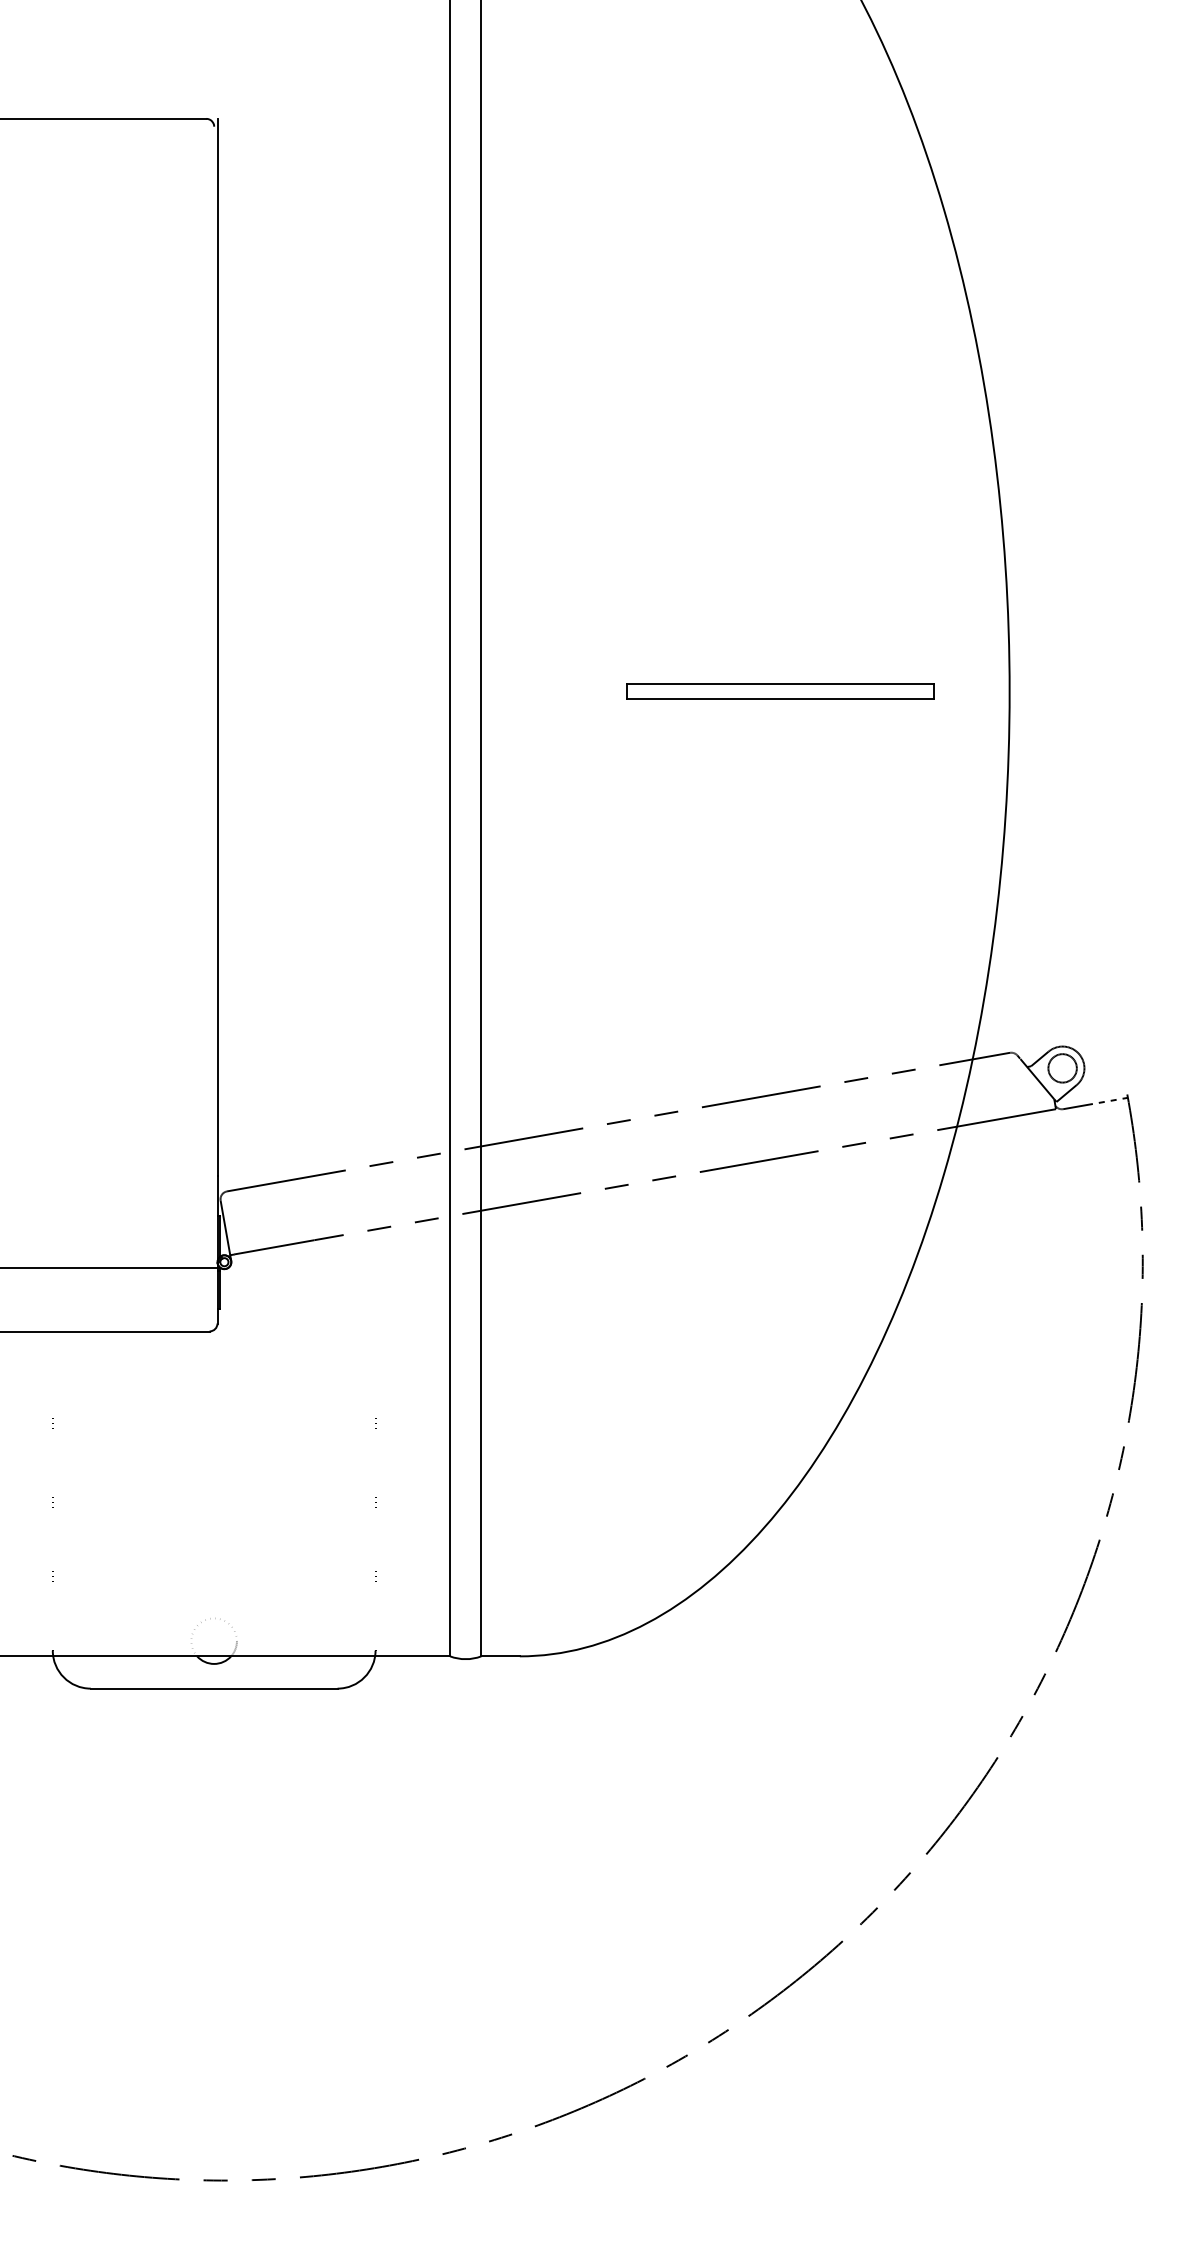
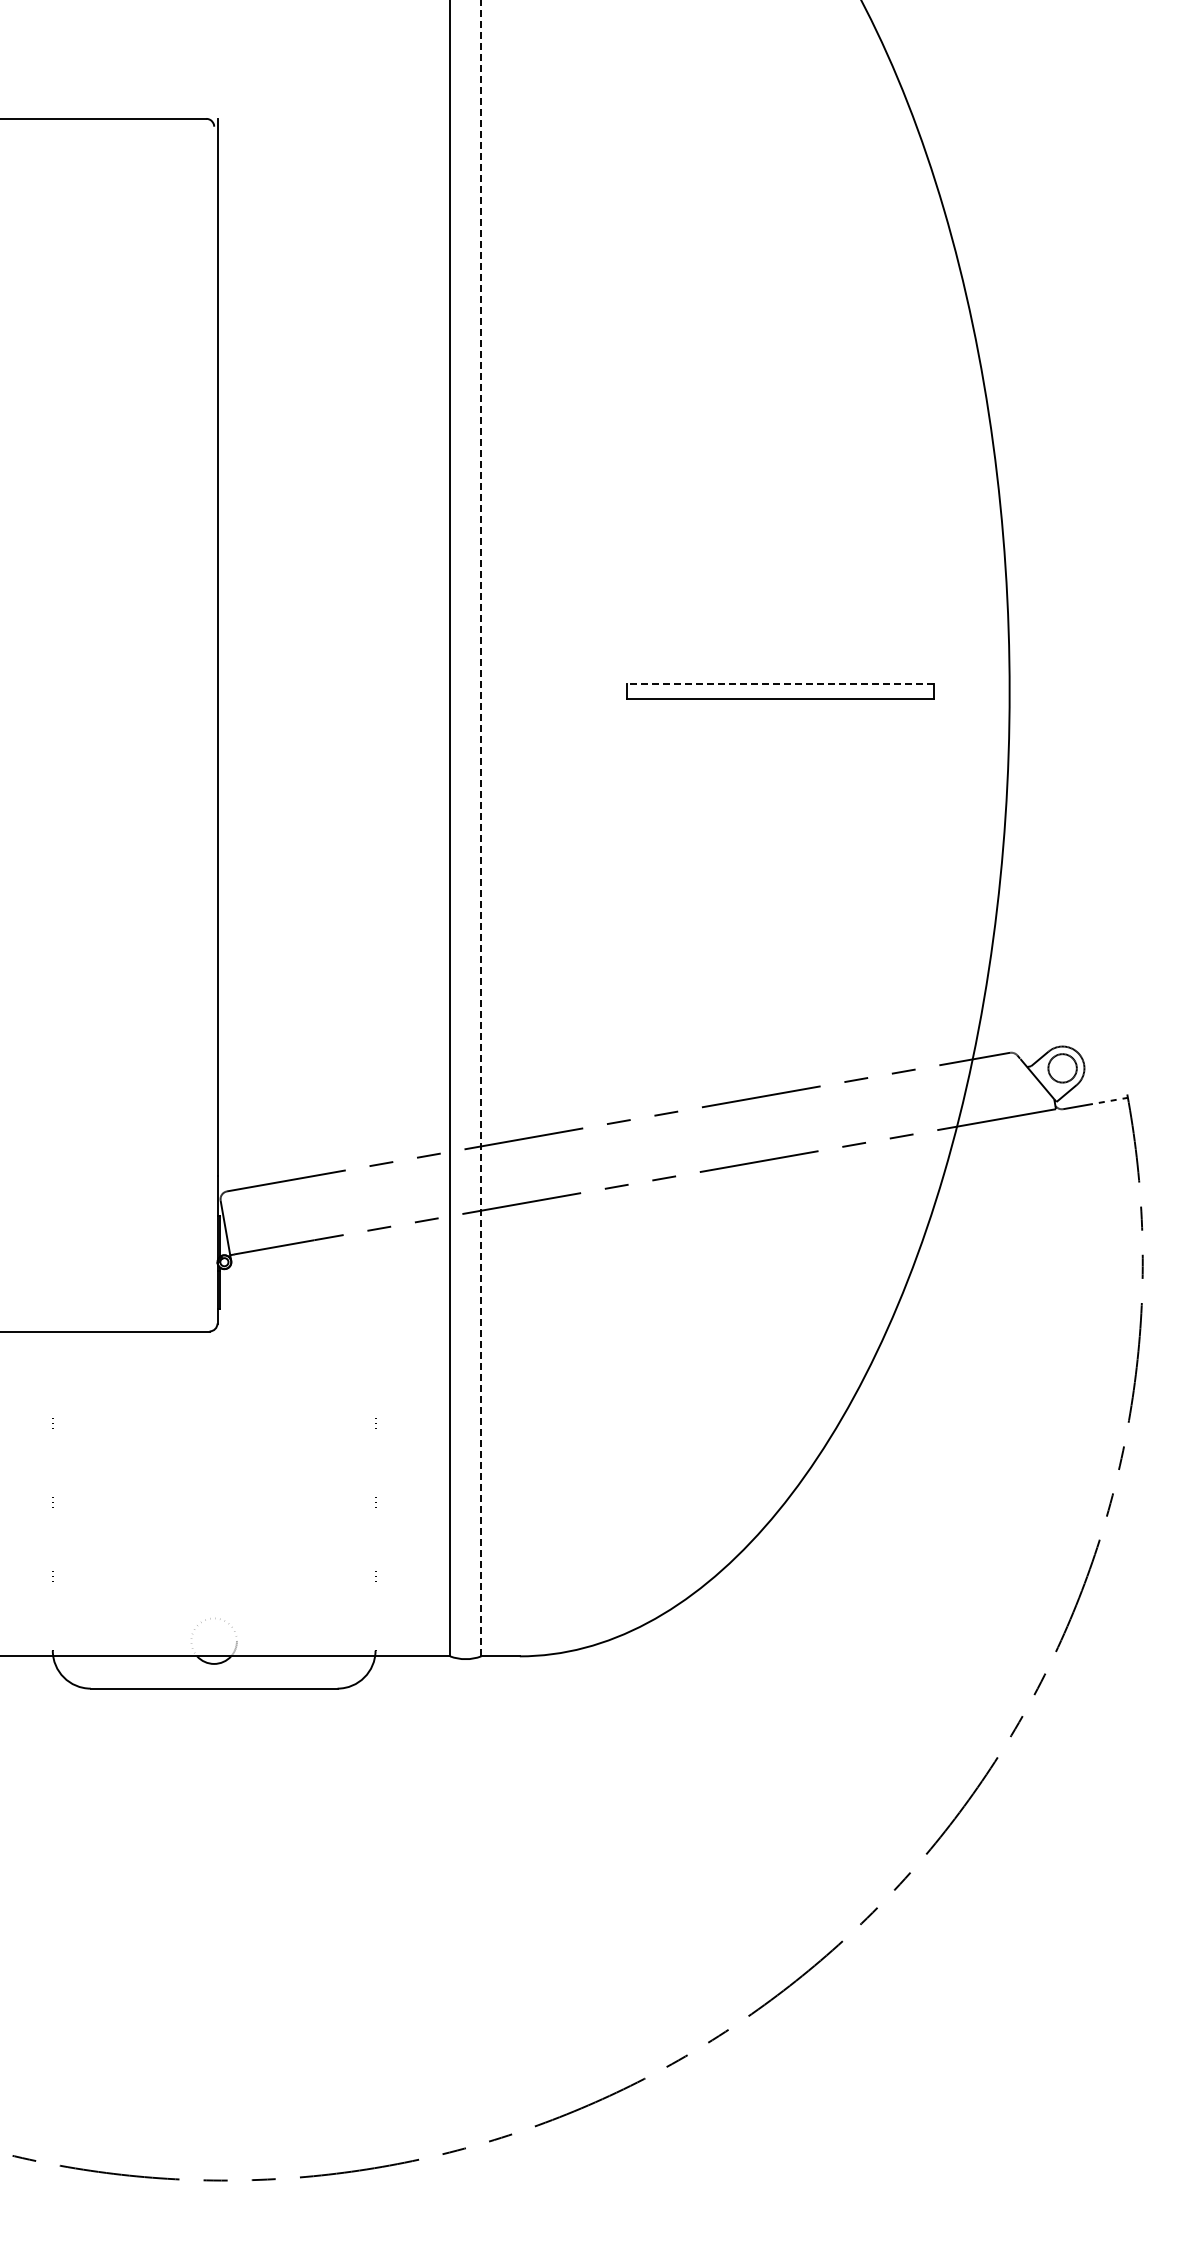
line: solid -> dashed (780, 684)
line: solid -> dashed (481, 828)
line: present -> none (109, 1268)
